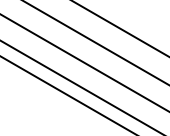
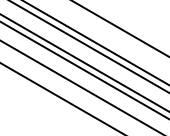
line: none -> present (88, 46)
line: none -> present (84, 69)
line position: (67, 94) -> (61, 98) (61, 98)
